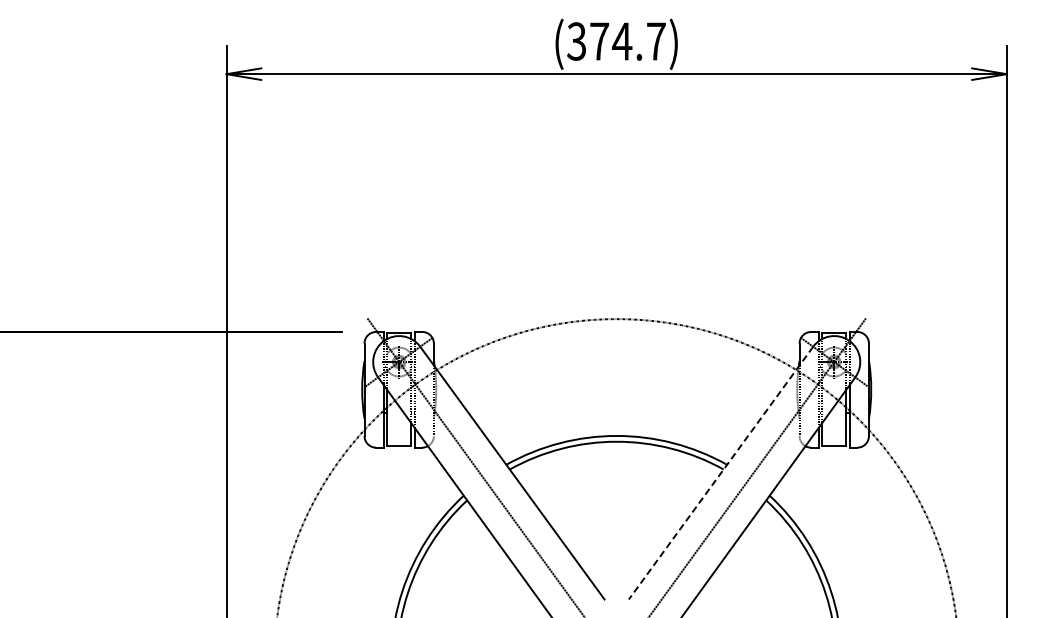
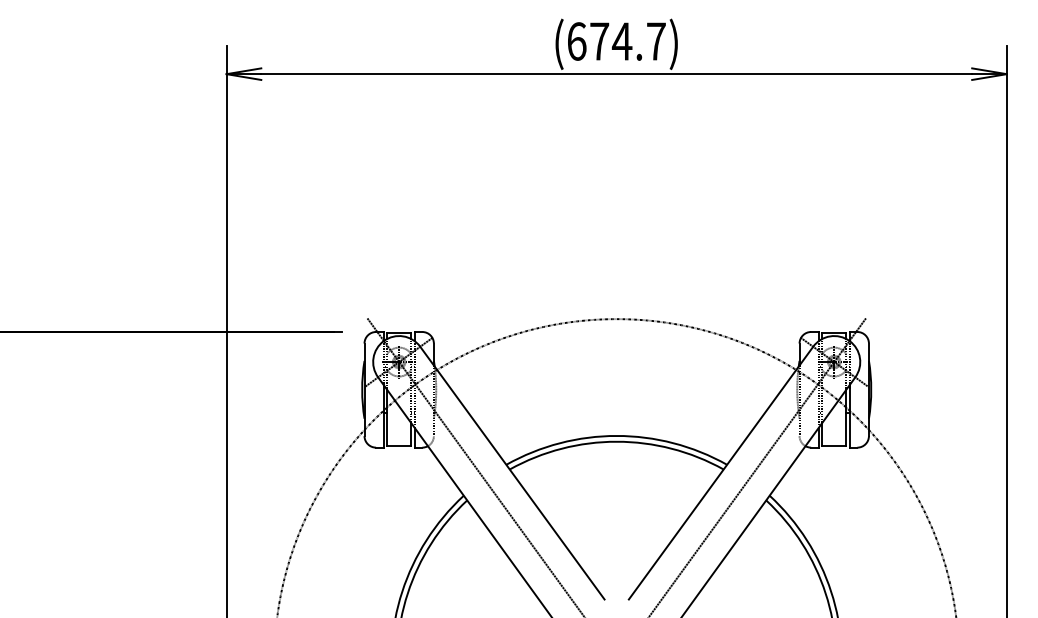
text: (374.7) -> (674.7) (576, 41)
line: dashed -> solid (720, 473)
